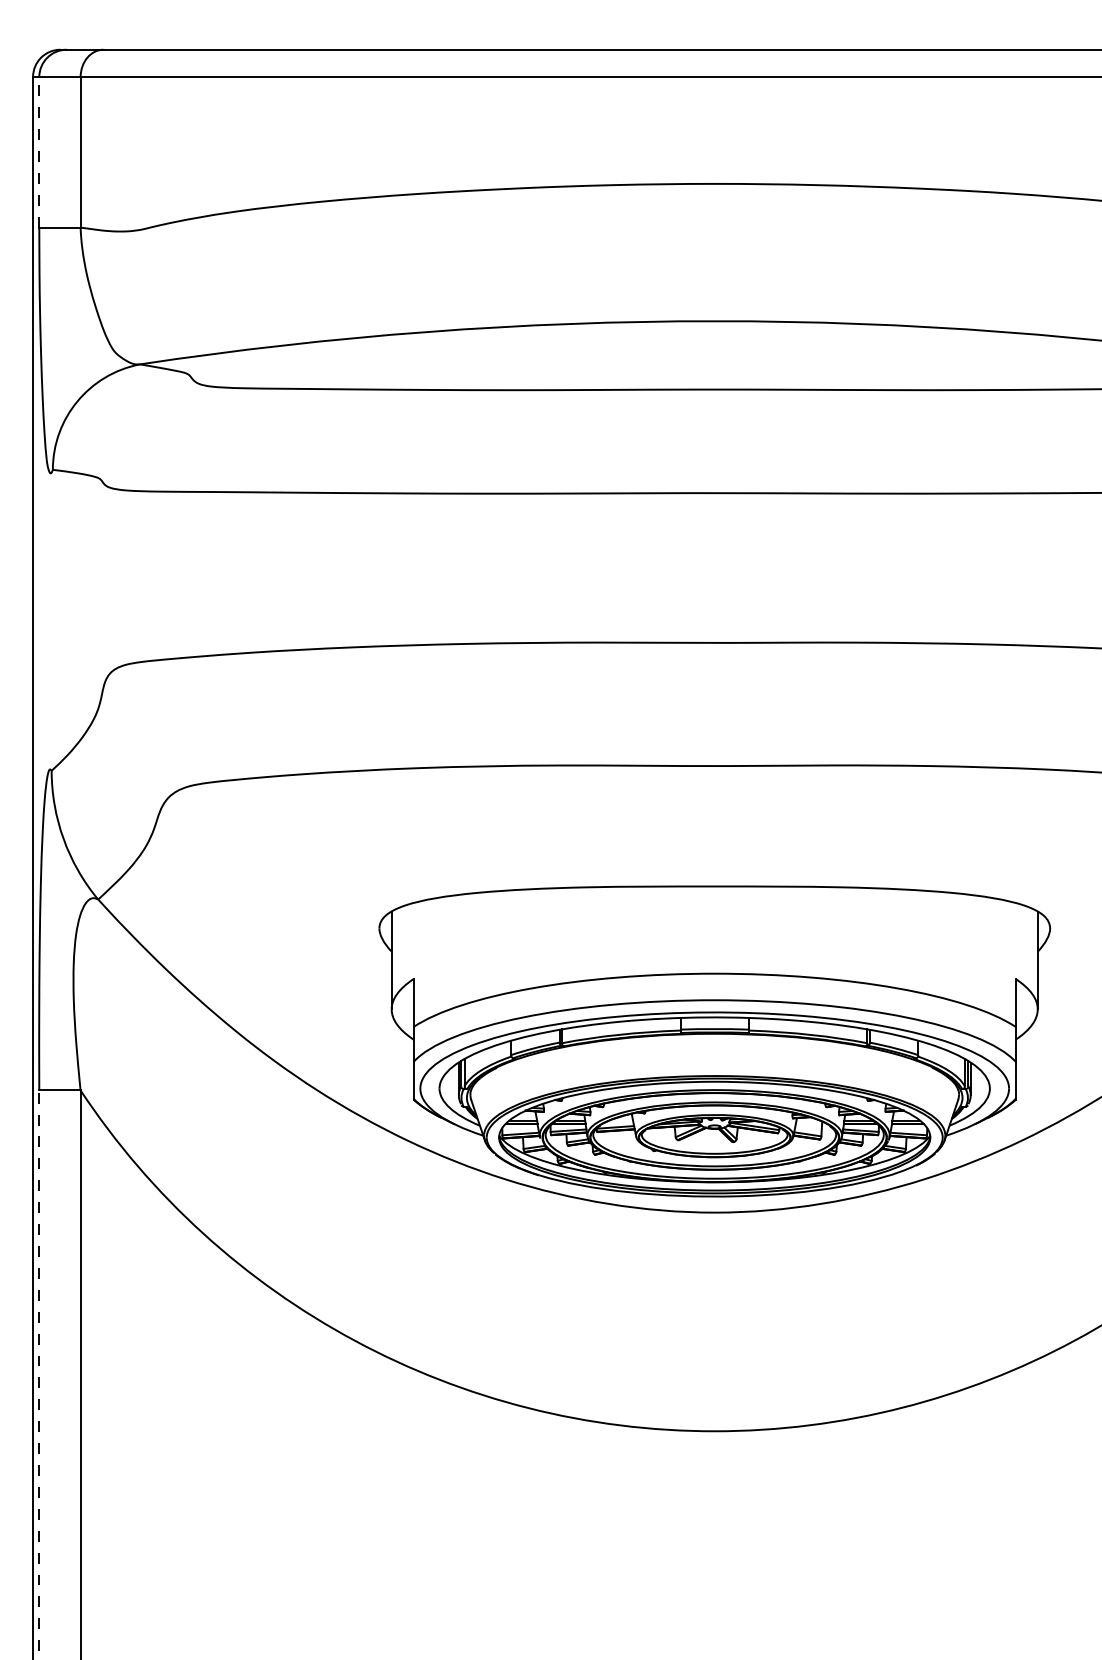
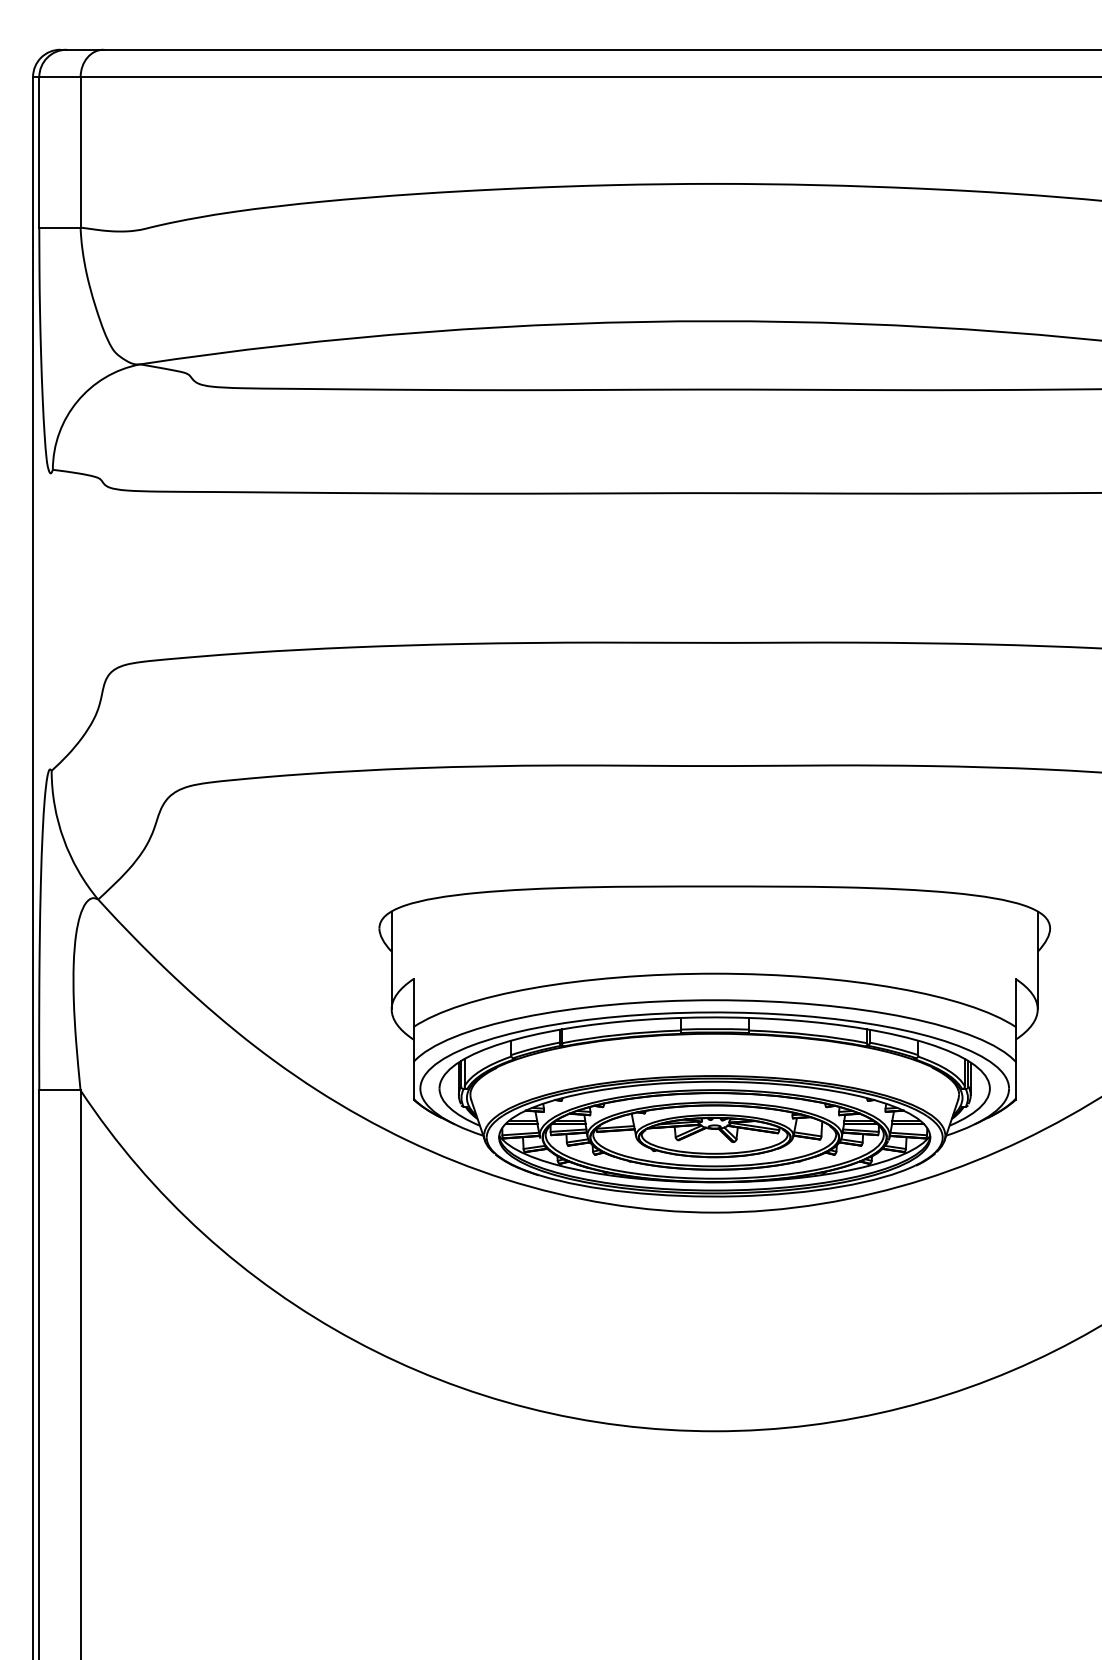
line: dashed -> solid (39, 151)
line: dashed -> solid (39, 1374)
